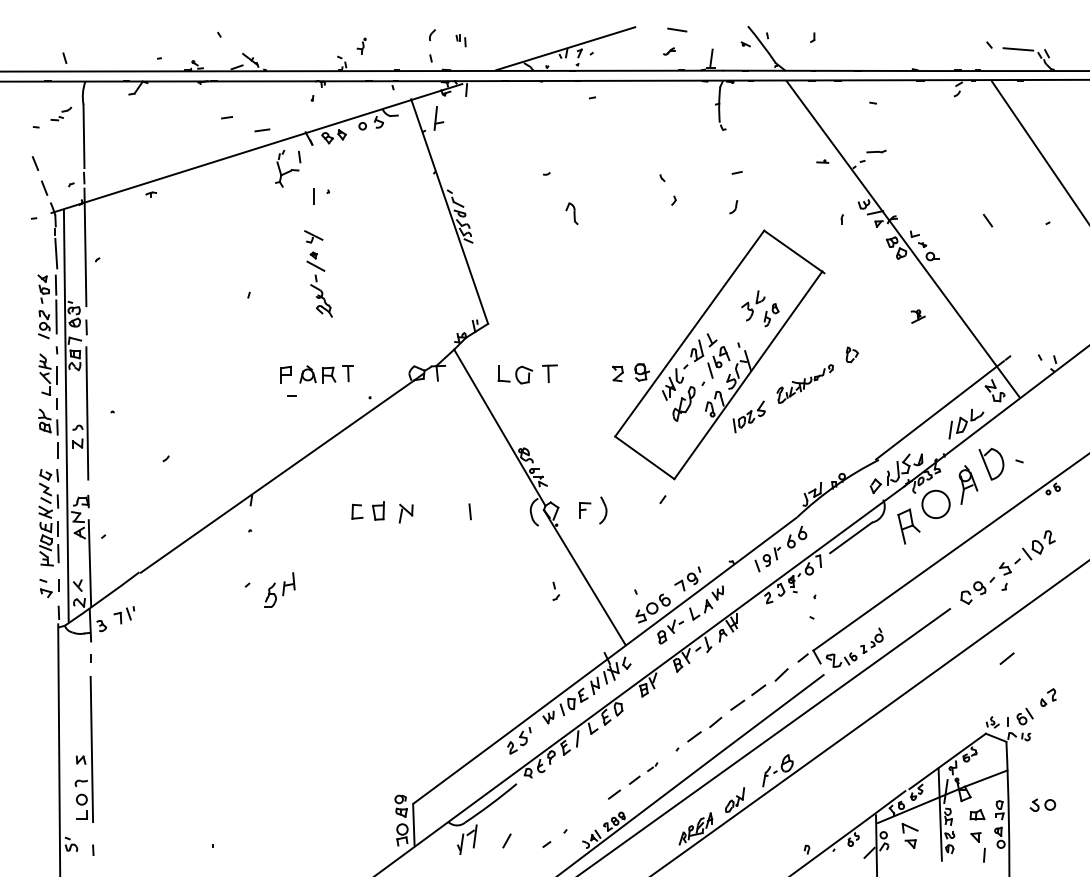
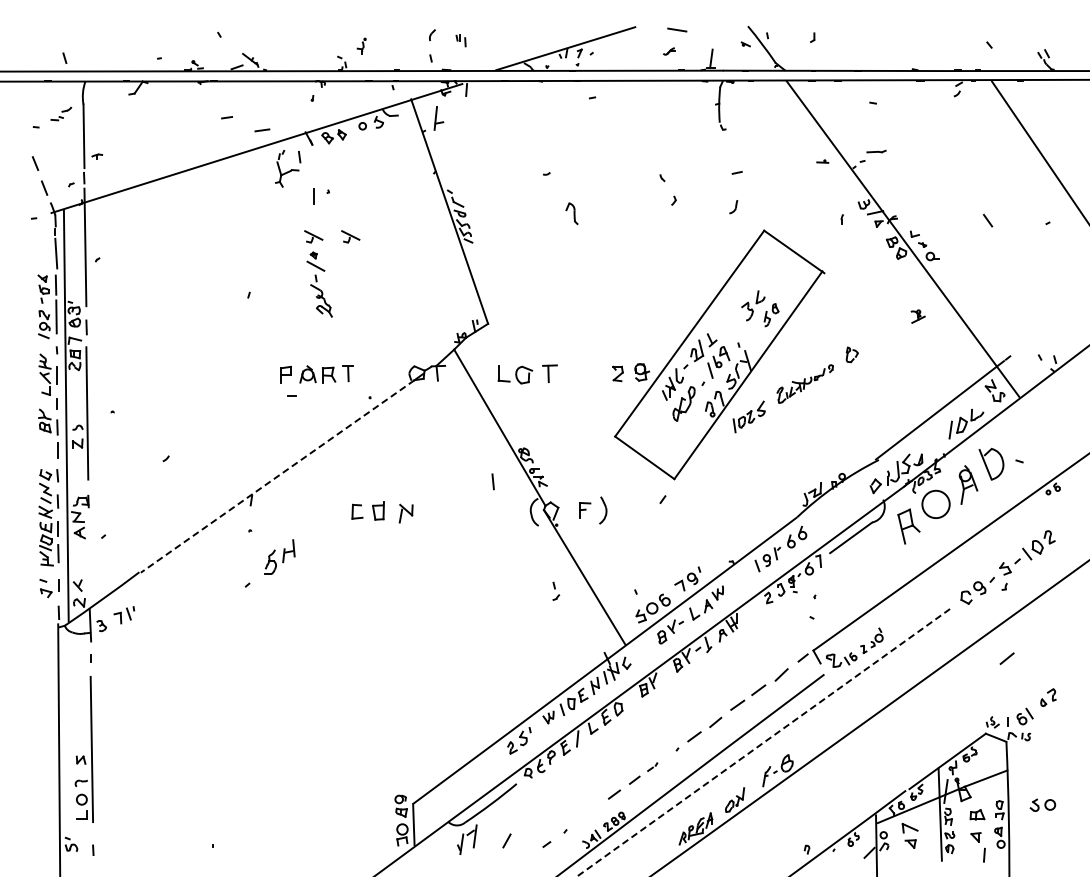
line: present -> none (1018, 49)
part position: (151, 194) -> (97, 156) (97, 156)
part: none -> present (350, 236)
line: solid -> dashed (277, 476)
line position: (469, 511) -> (492, 481) (492, 481)
line: present -> none (89, 563)
part position: (279, 589) -> (279, 556) (279, 556)
line: solid -> dashed (763, 742)
